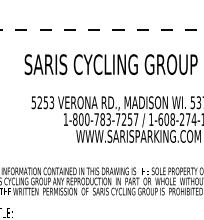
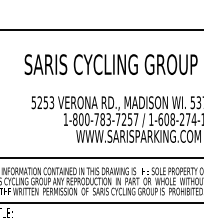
line: dashed -> solid (102, 30)
line: none -> present (101, 158)
line: none -> present (101, 203)
